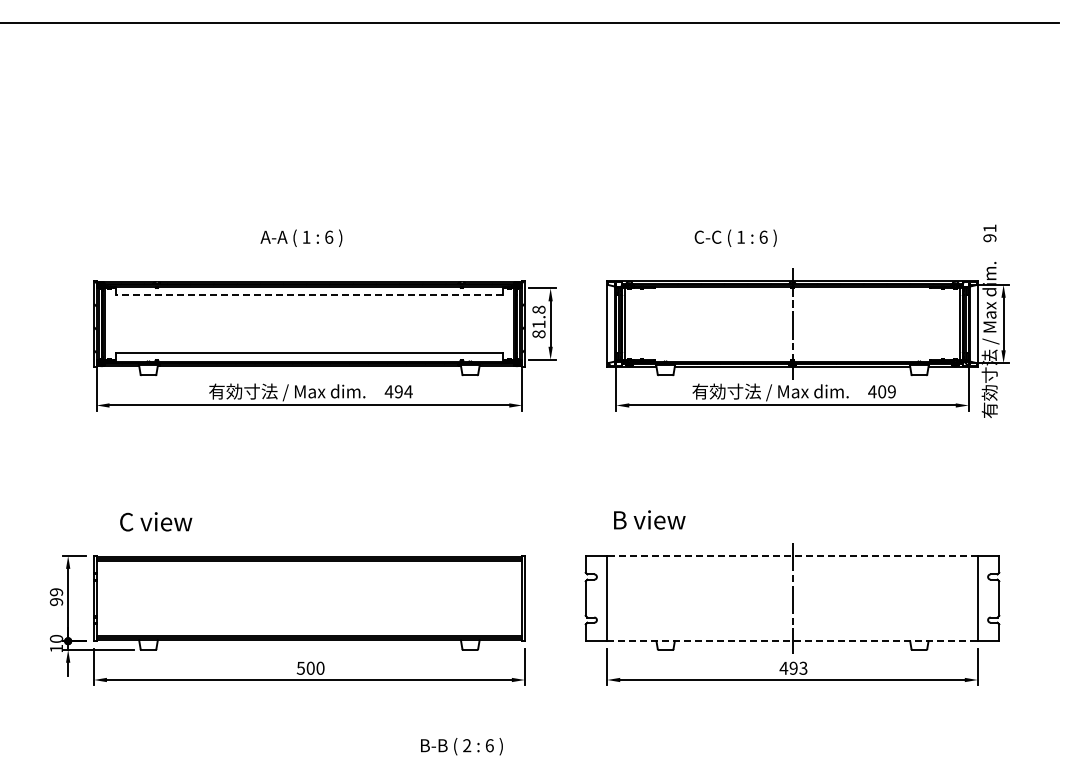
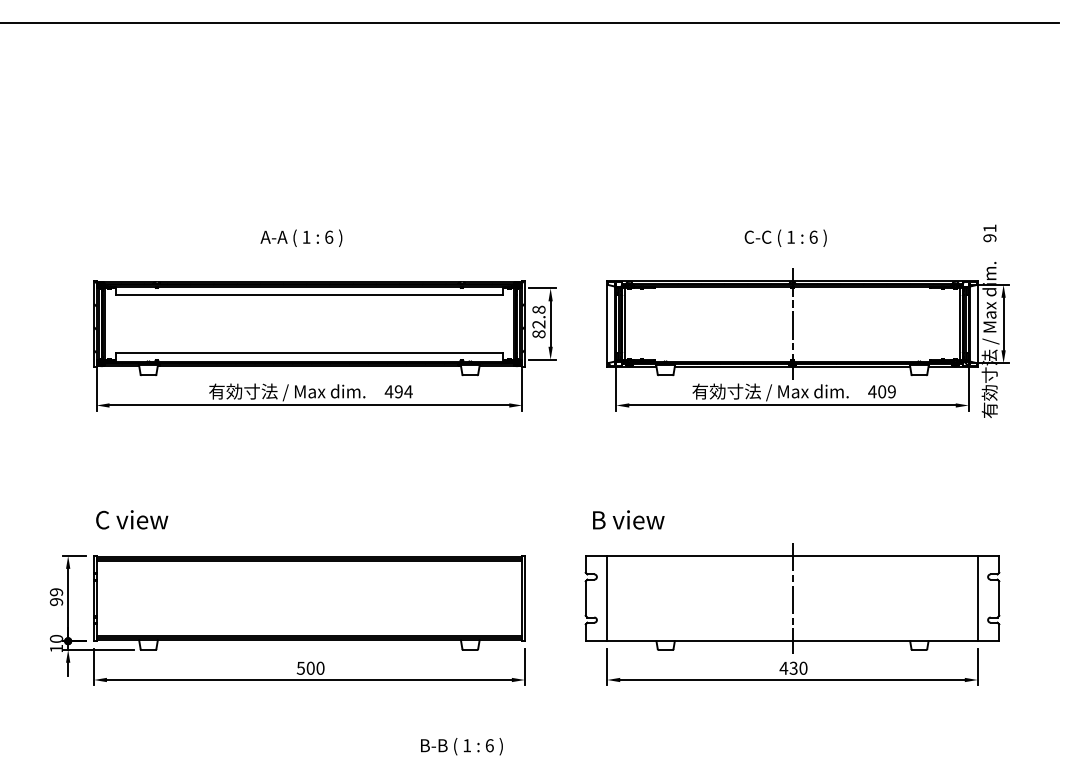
text position: (735, 237) -> (785, 237) (785, 237)
line: dashed -> solid (308, 295)
text: 81.8 -> 82.8 (538, 324)
text position: (649, 519) -> (628, 519) (628, 519)
text position: (156, 521) -> (132, 519) (132, 519)
line: dashed -> solid (792, 555)
line: dashed -> solid (793, 641)
text: 493 -> 430 (798, 667)
text: 2 -> 1 (467, 745)
